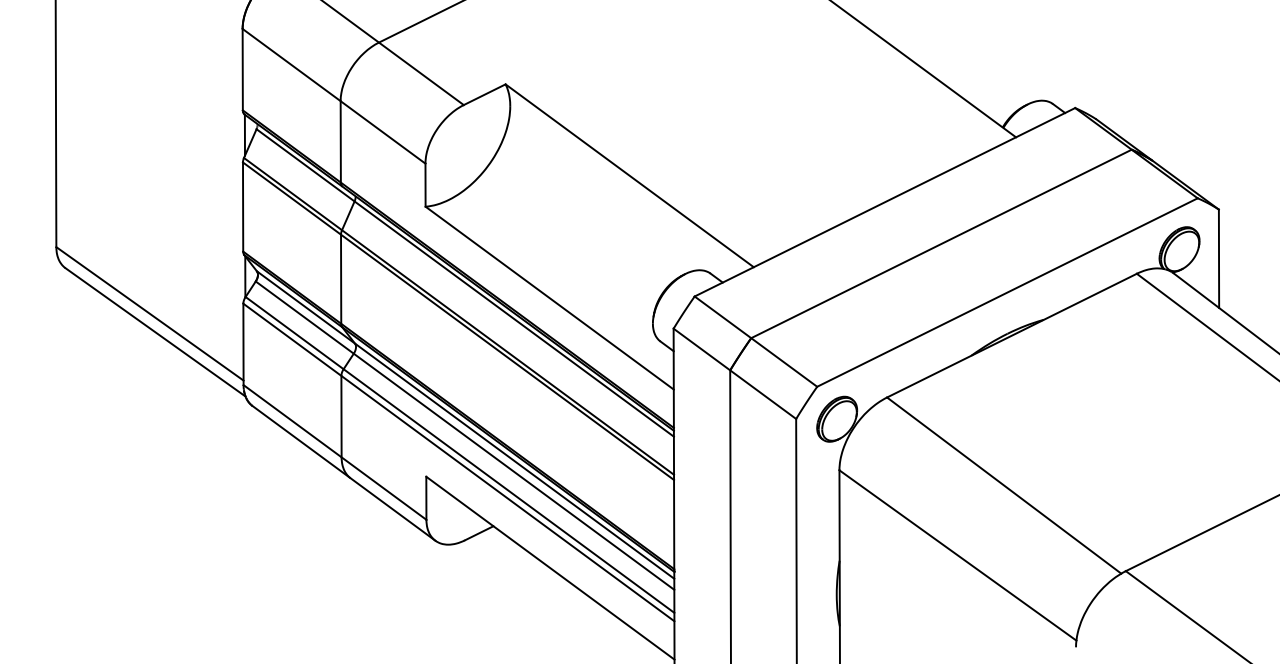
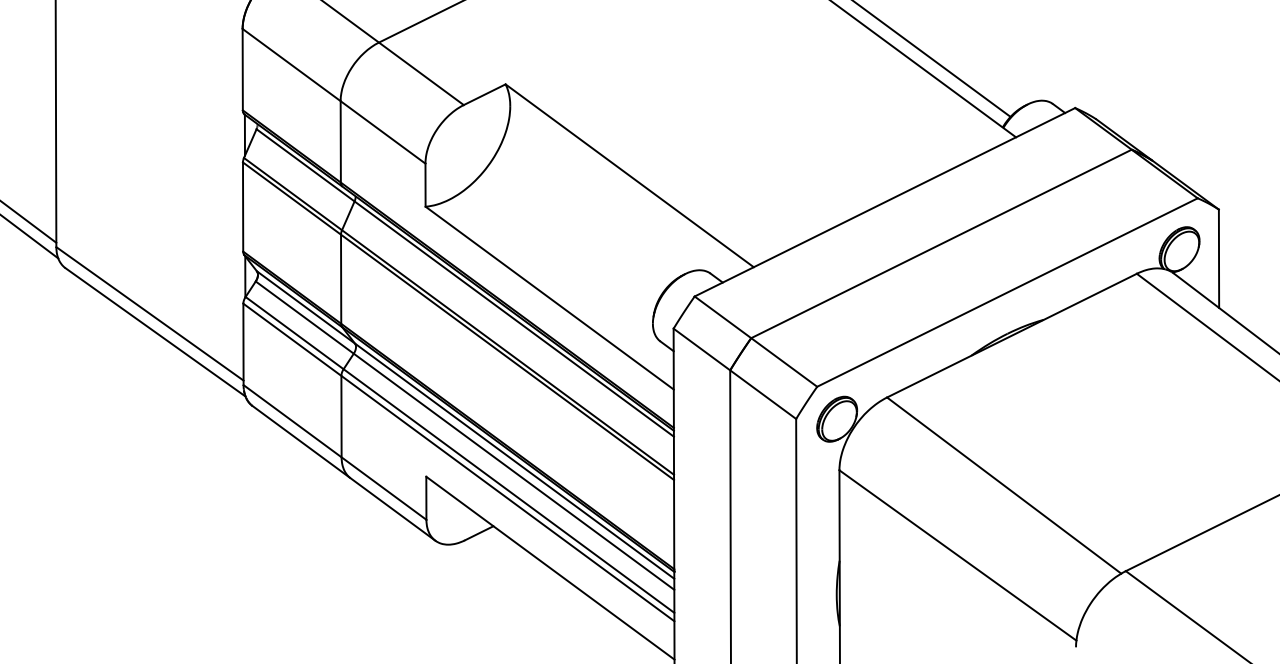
line: none -> present (932, 59)
line: none -> present (29, 222)
line: none -> present (30, 237)
